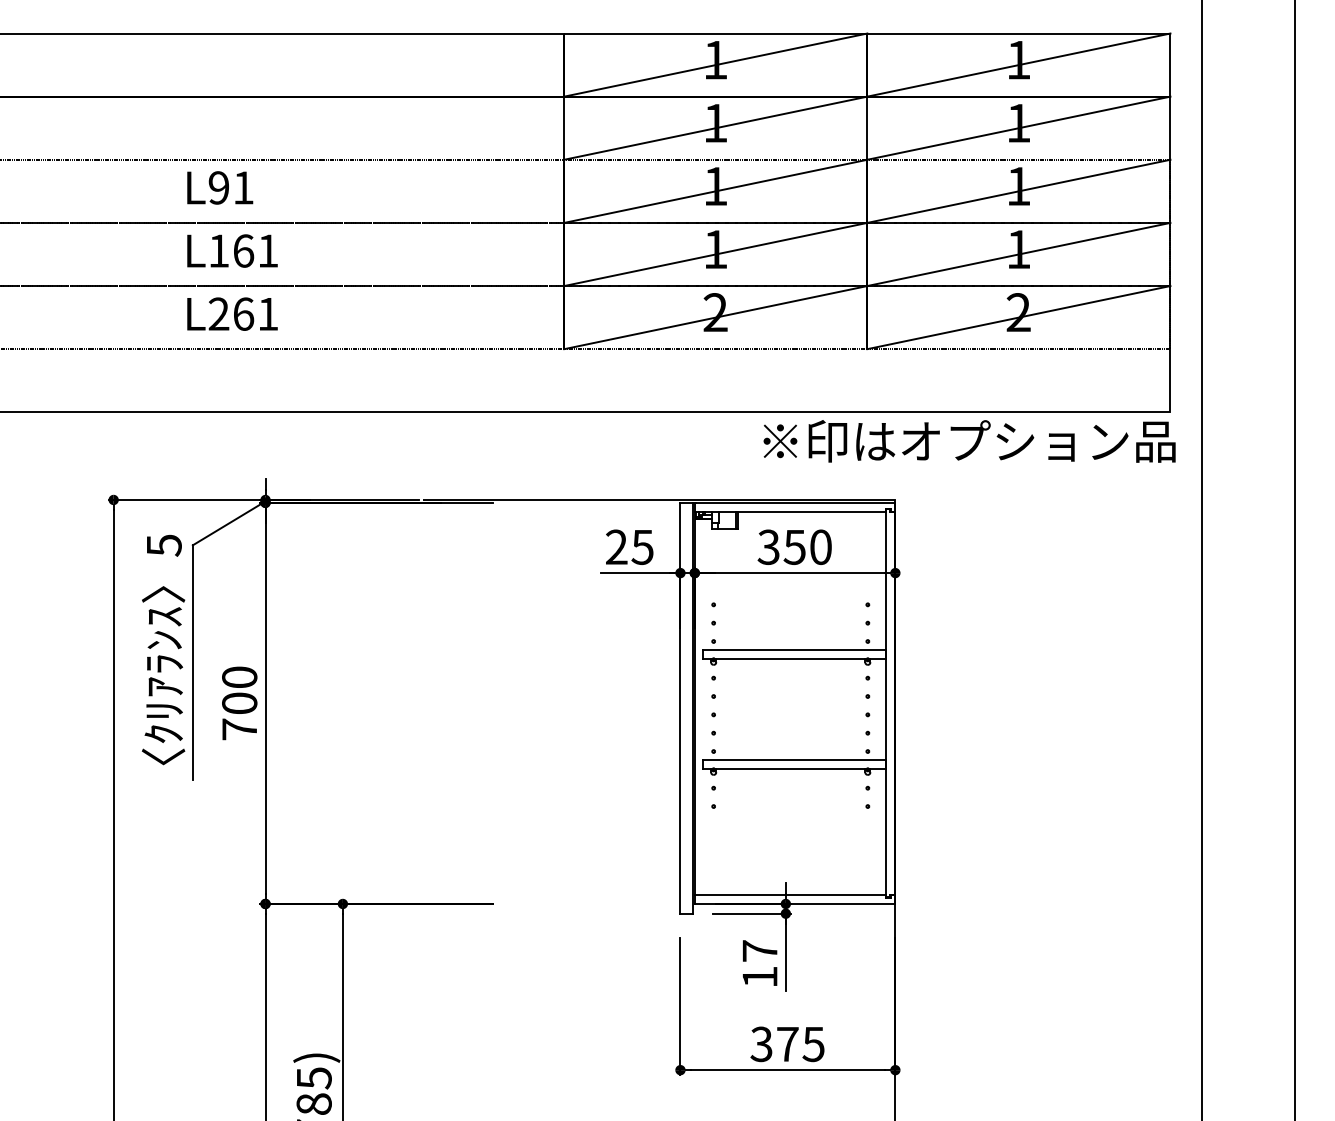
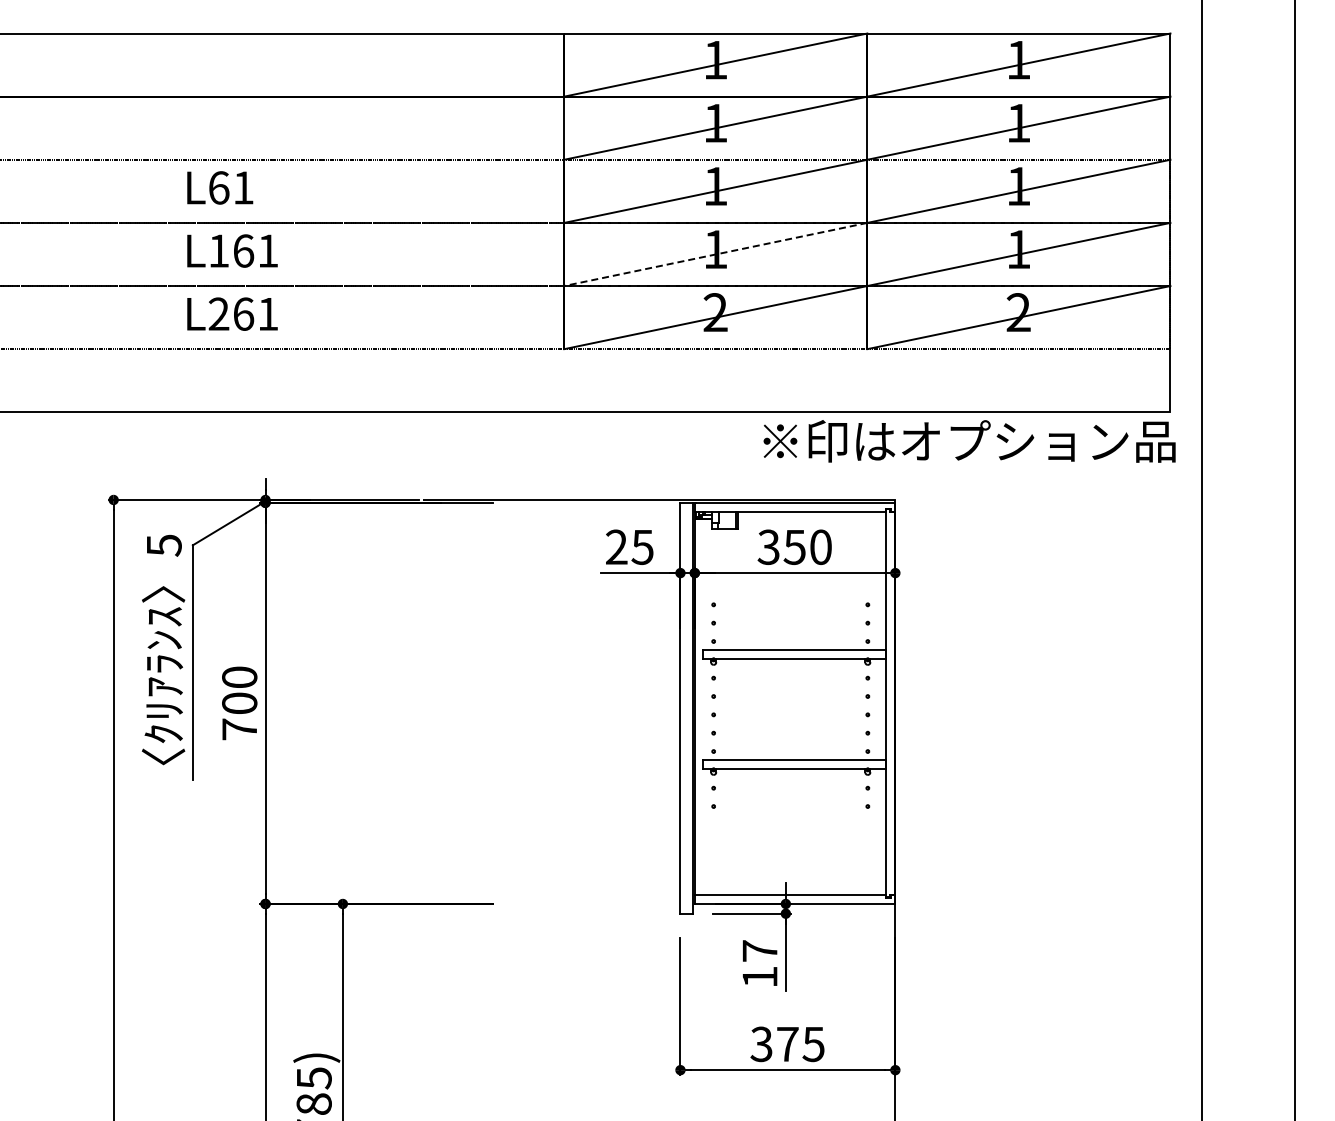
text: L91 -> L61 (218, 187)
line: solid -> dashed (715, 254)
